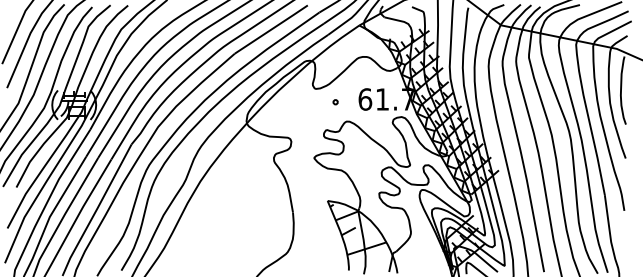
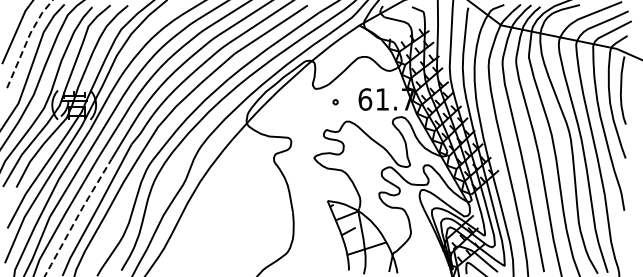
line: solid -> dashed (27, 41)
line: solid -> dashed (77, 217)
